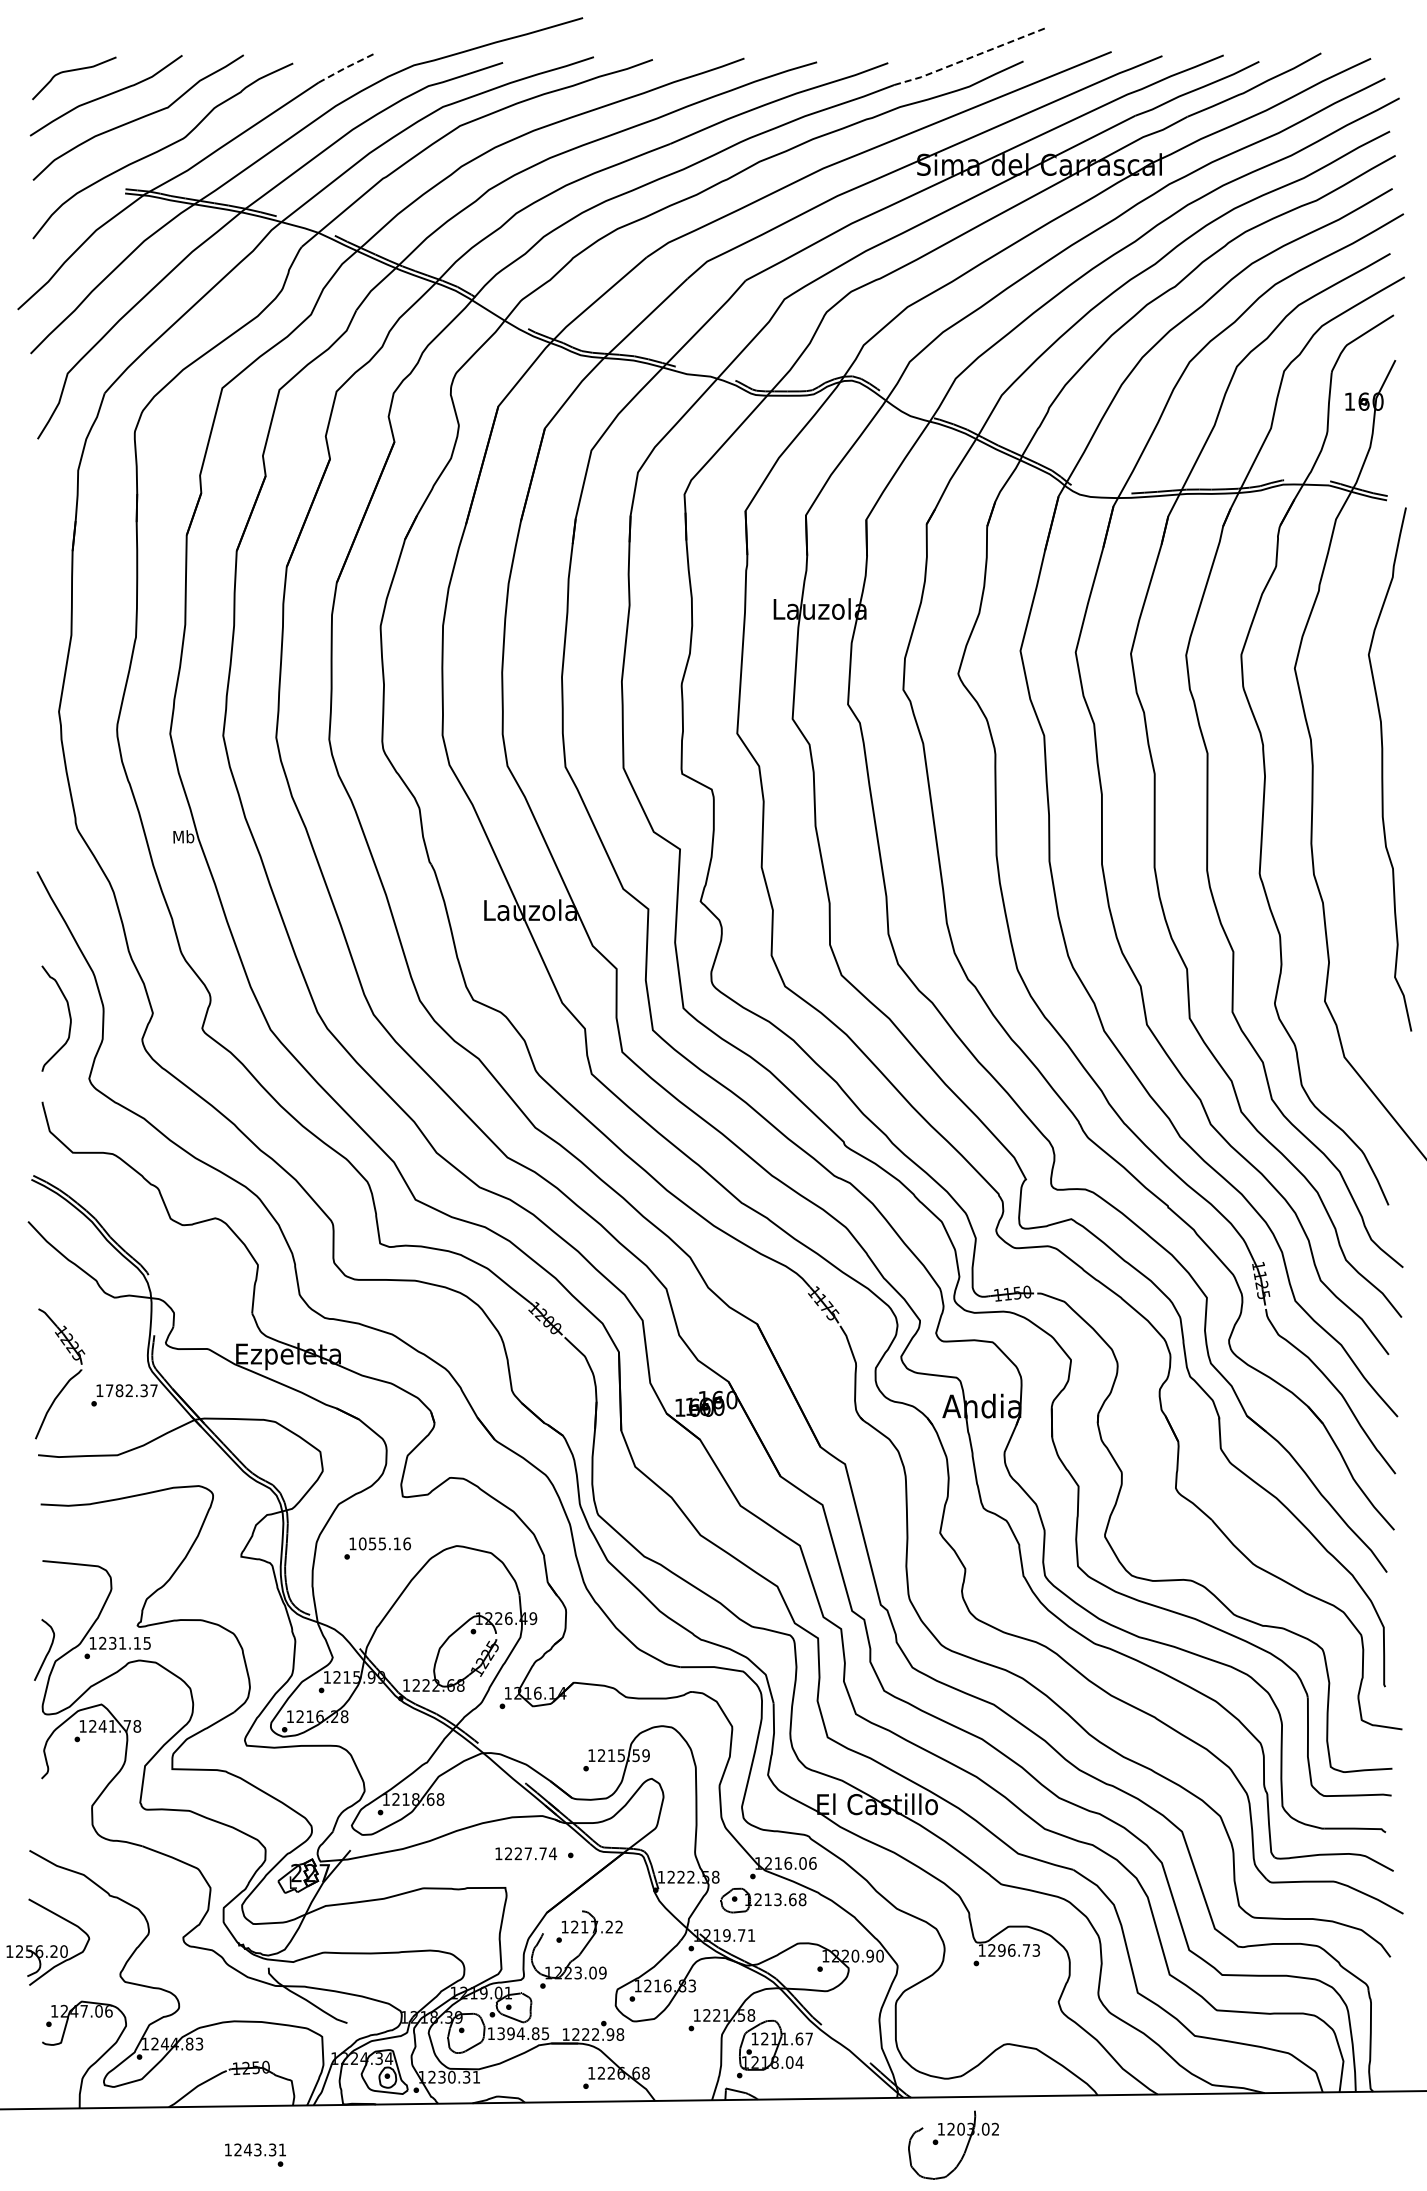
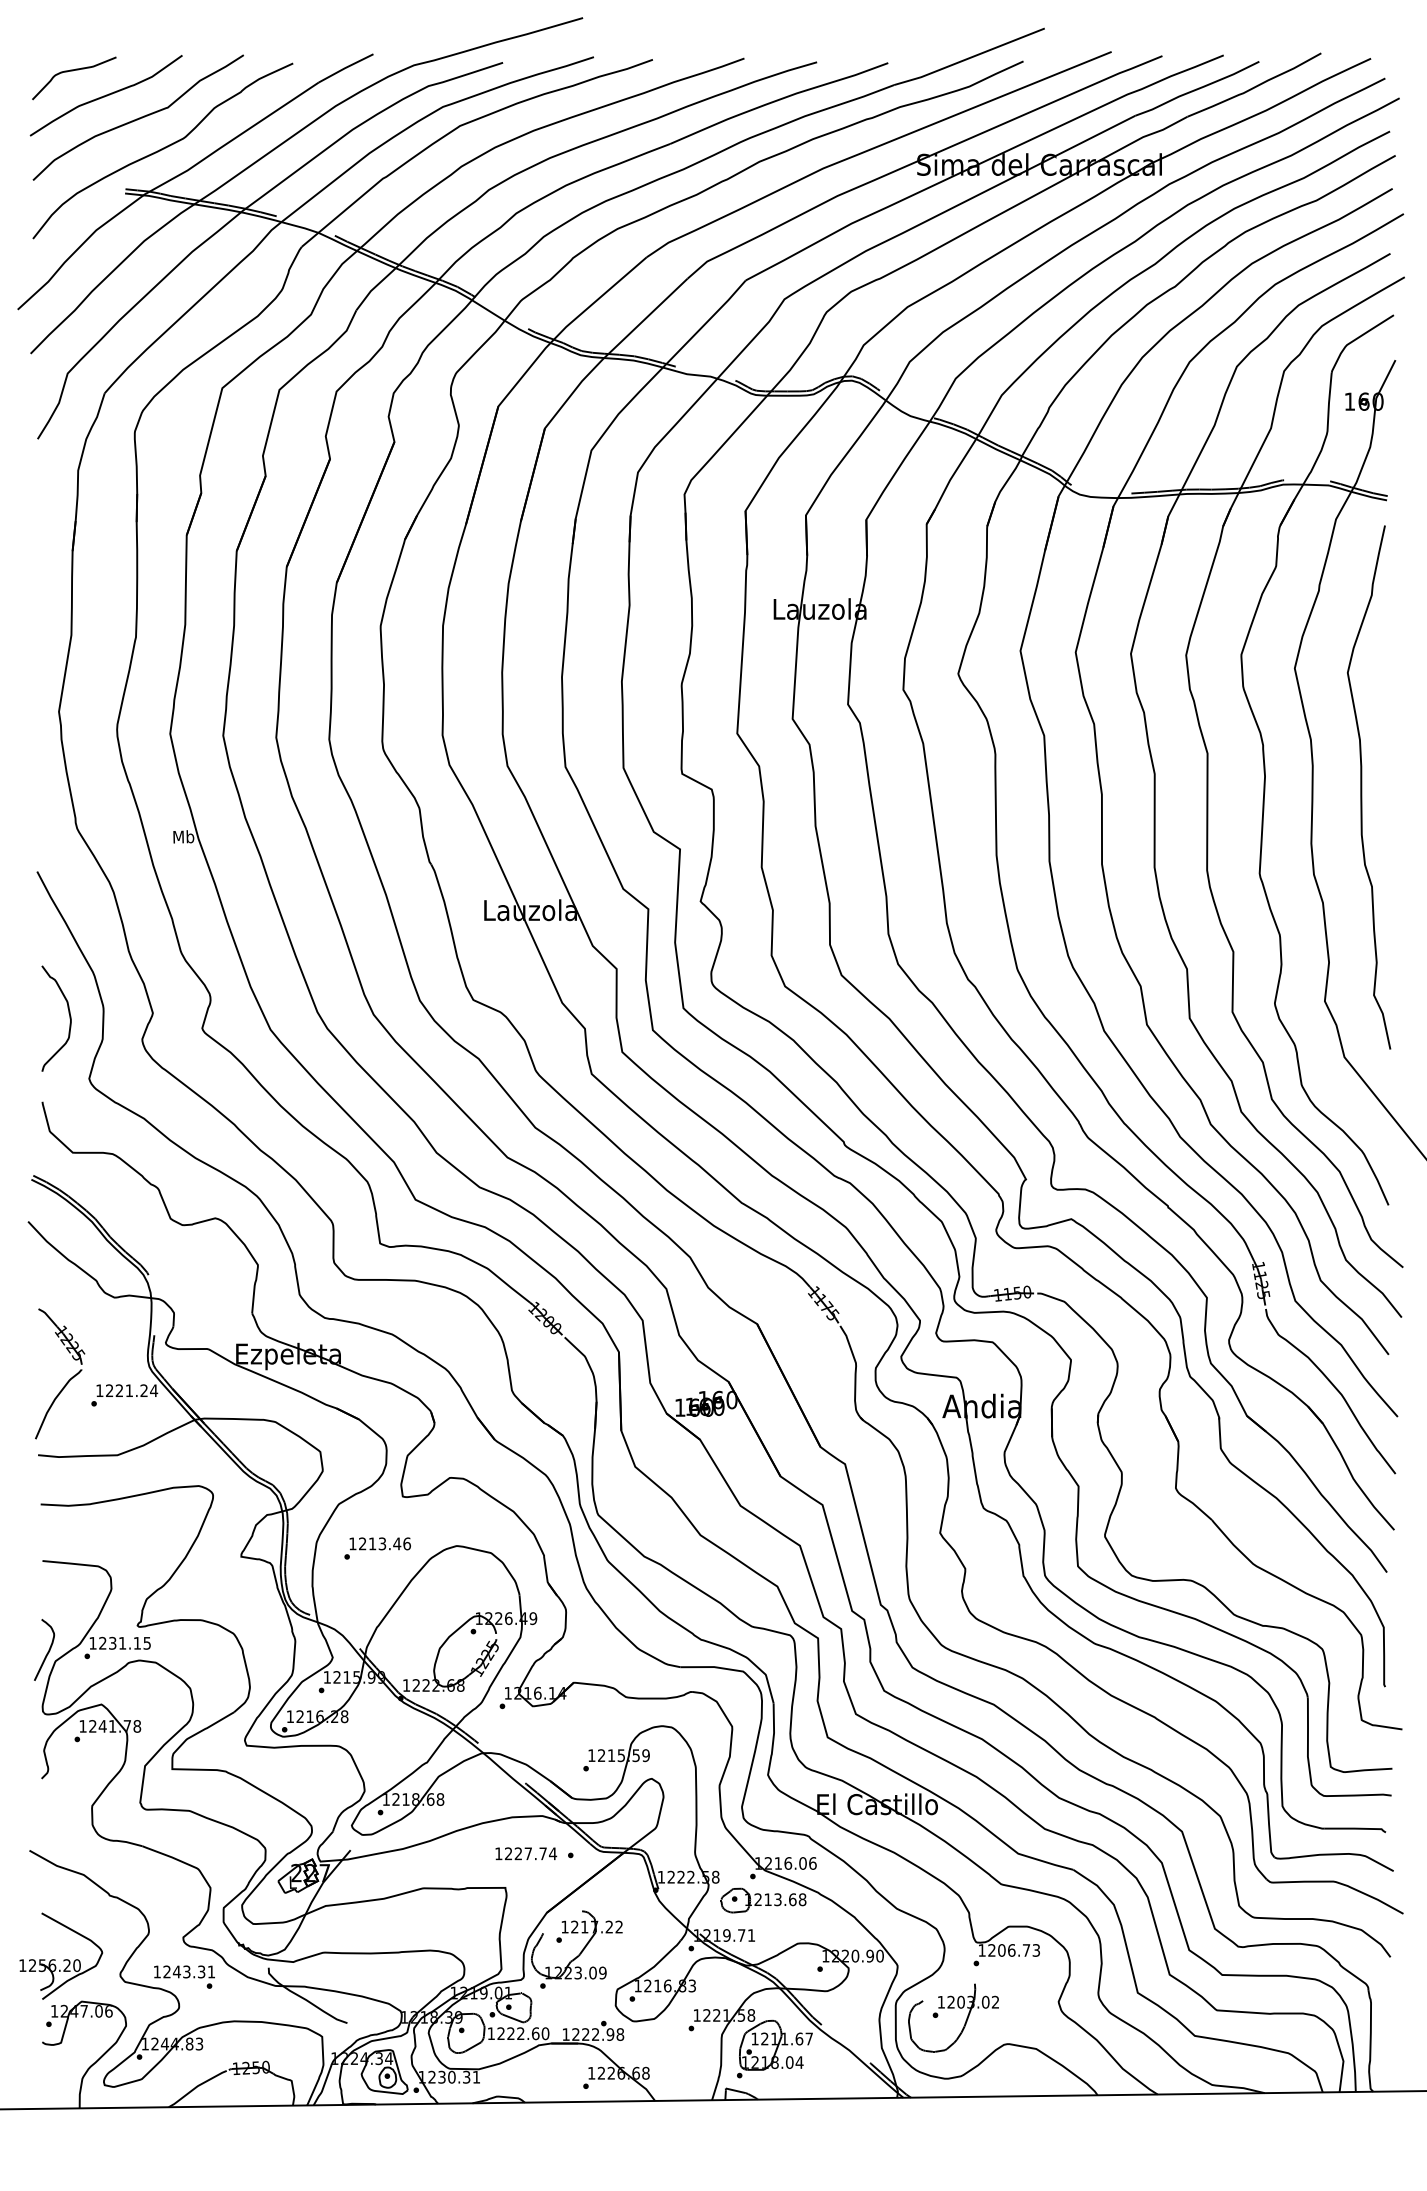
line: dashed -> solid (968, 58)
line: dashed -> solid (344, 68)
curve position: (1383, 769) -> (1362, 787) (1362, 787)
text: 1782.37 -> 1221.24 (132, 1390)
text: 1055.16 -> 1213.46 (379, 1543)
part position: (48, 1941) -> (61, 1955) (61, 1955)
text: 1296.73 -> 1206.73 (1001, 1950)
text: 1394.85 -> 1222.60 (523, 2033)
part position: (953, 2135) -> (953, 2008) (953, 2008)
text position: (255, 2154) -> (184, 1976) (184, 1976)
